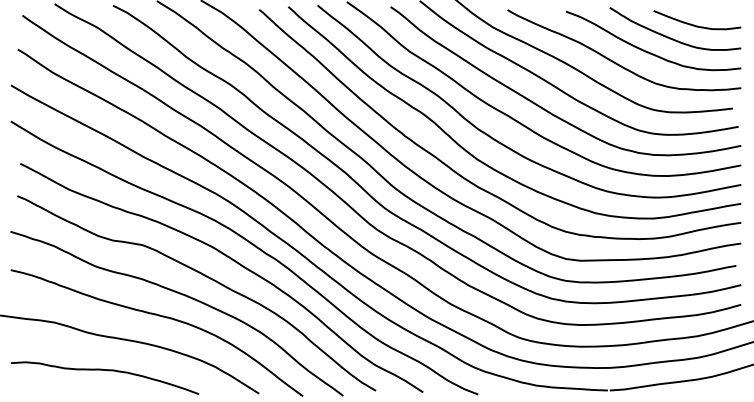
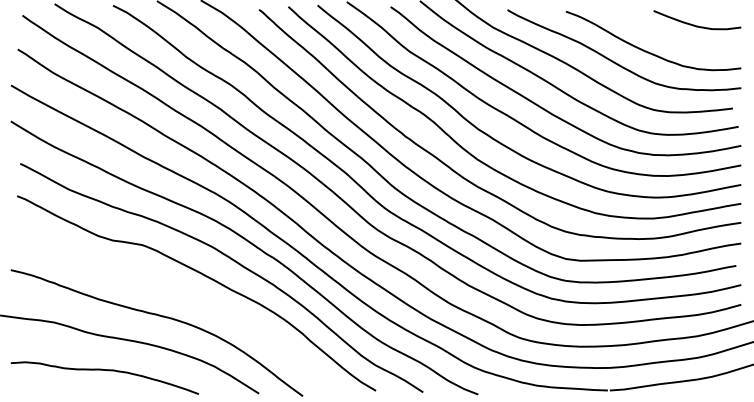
curve: present -> none (671, 37)
curve: present -> none (182, 295)
